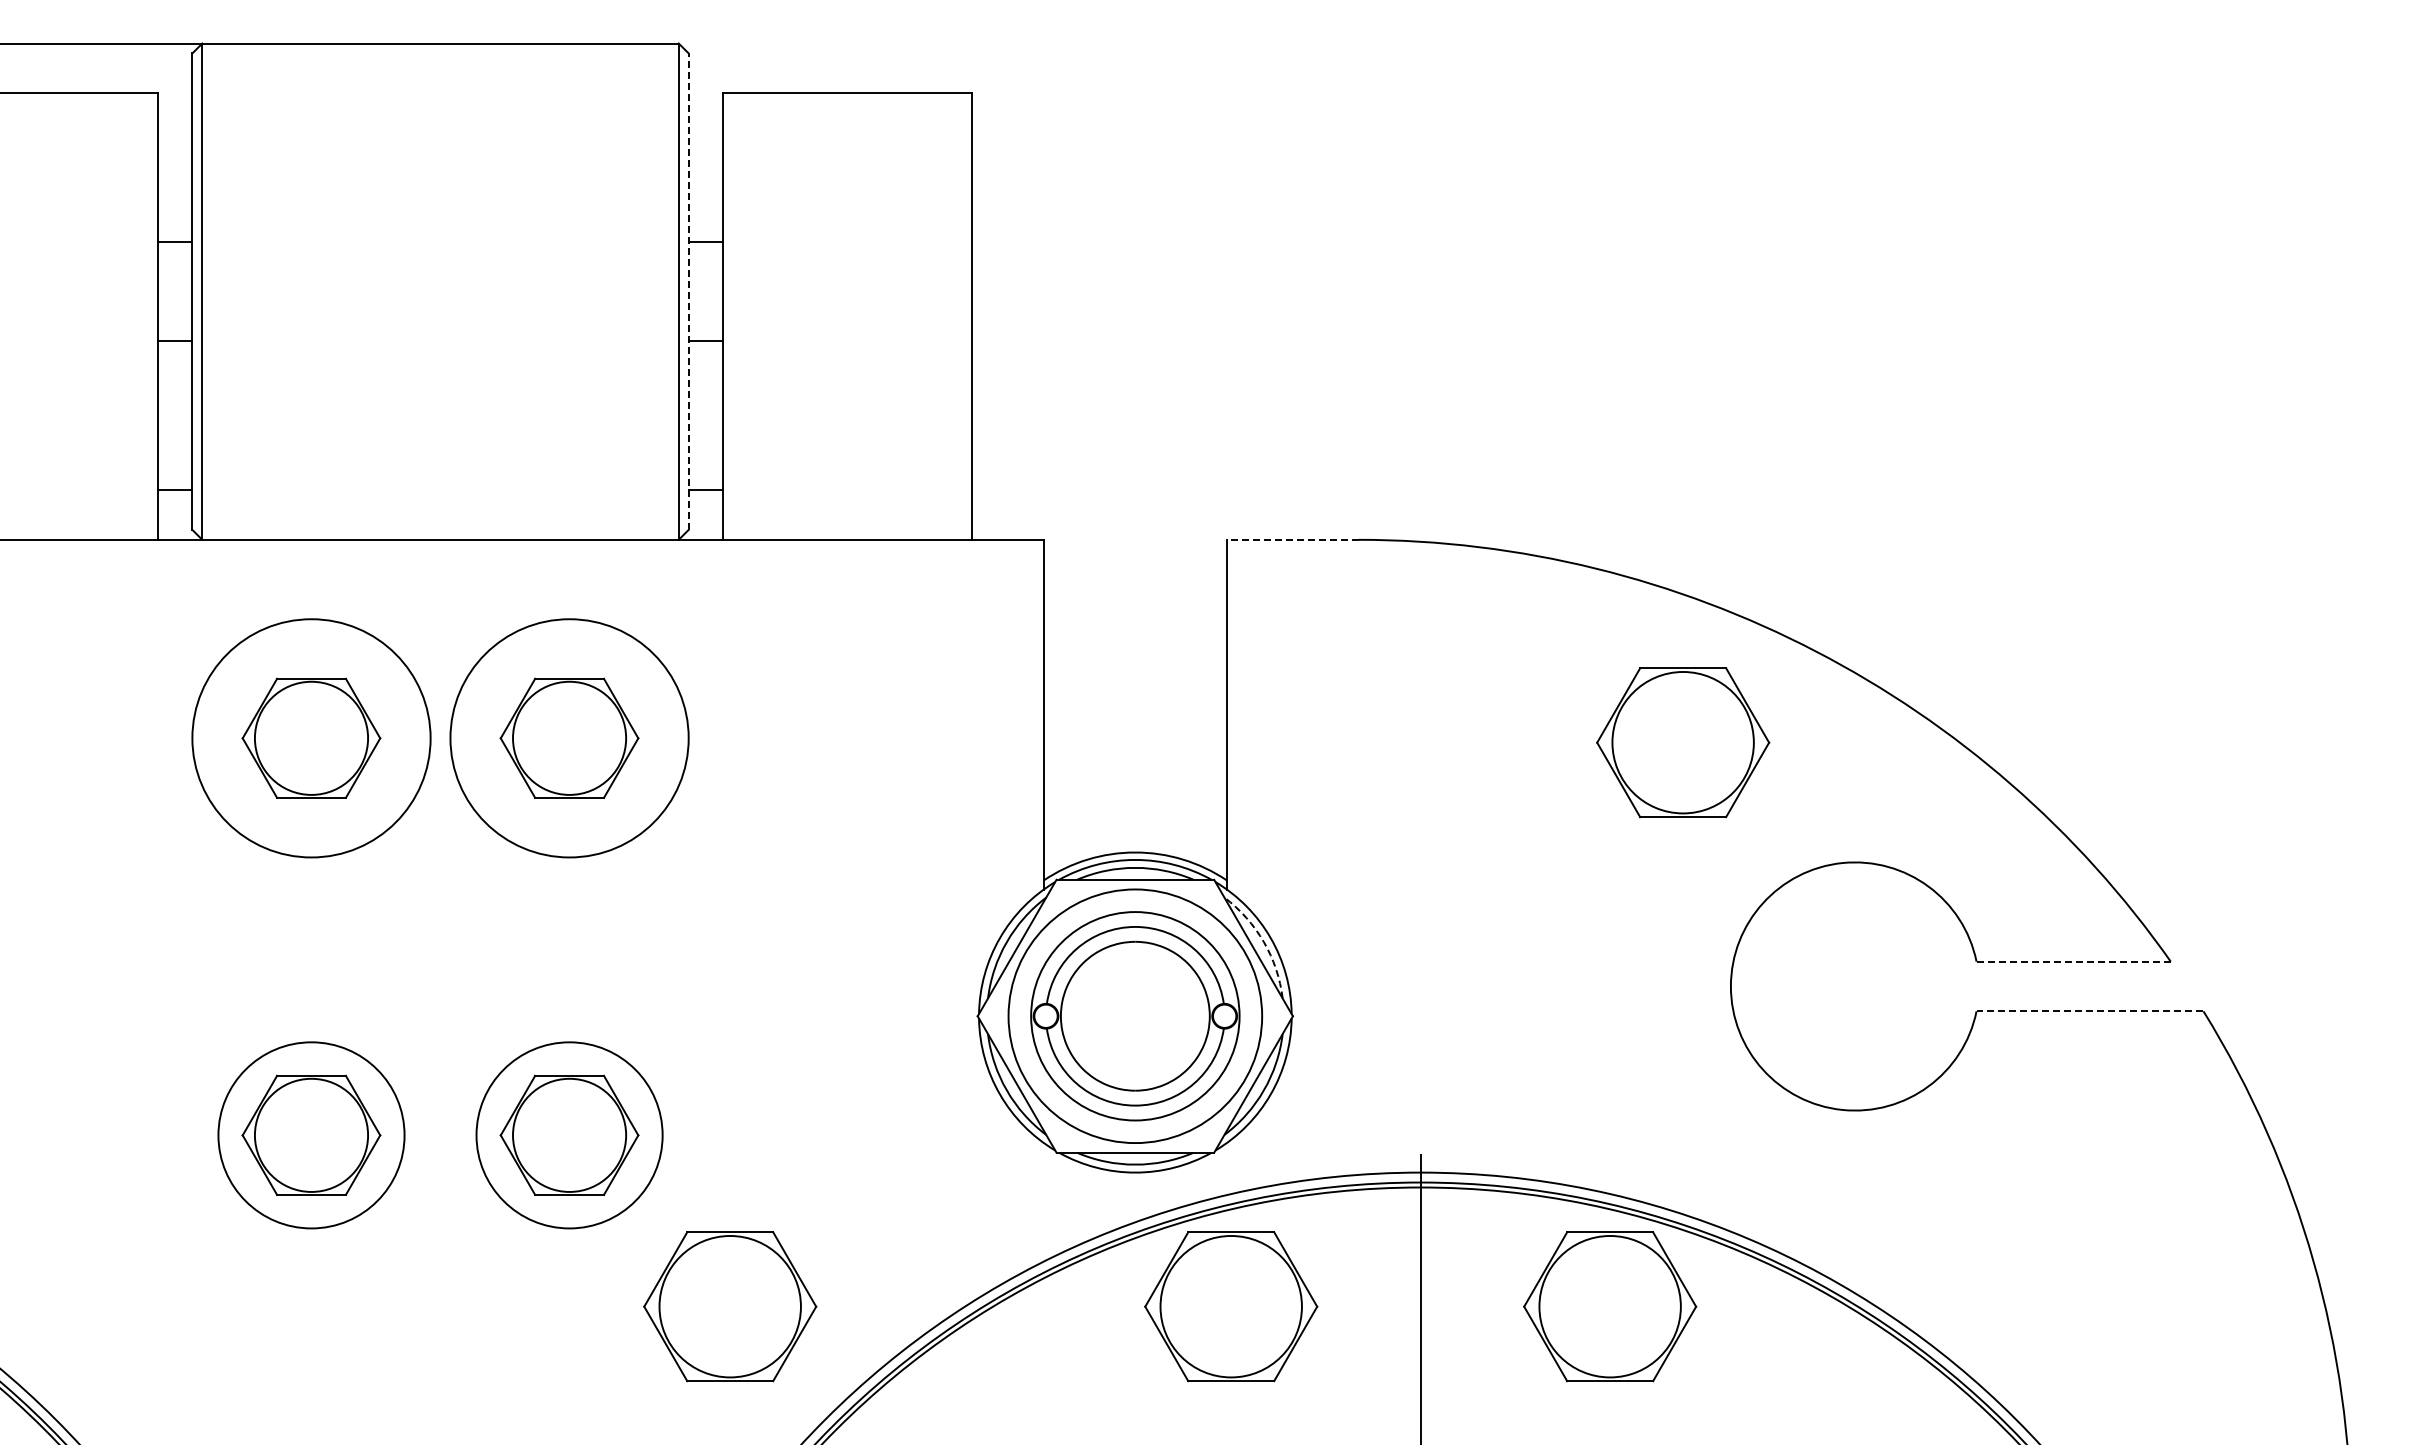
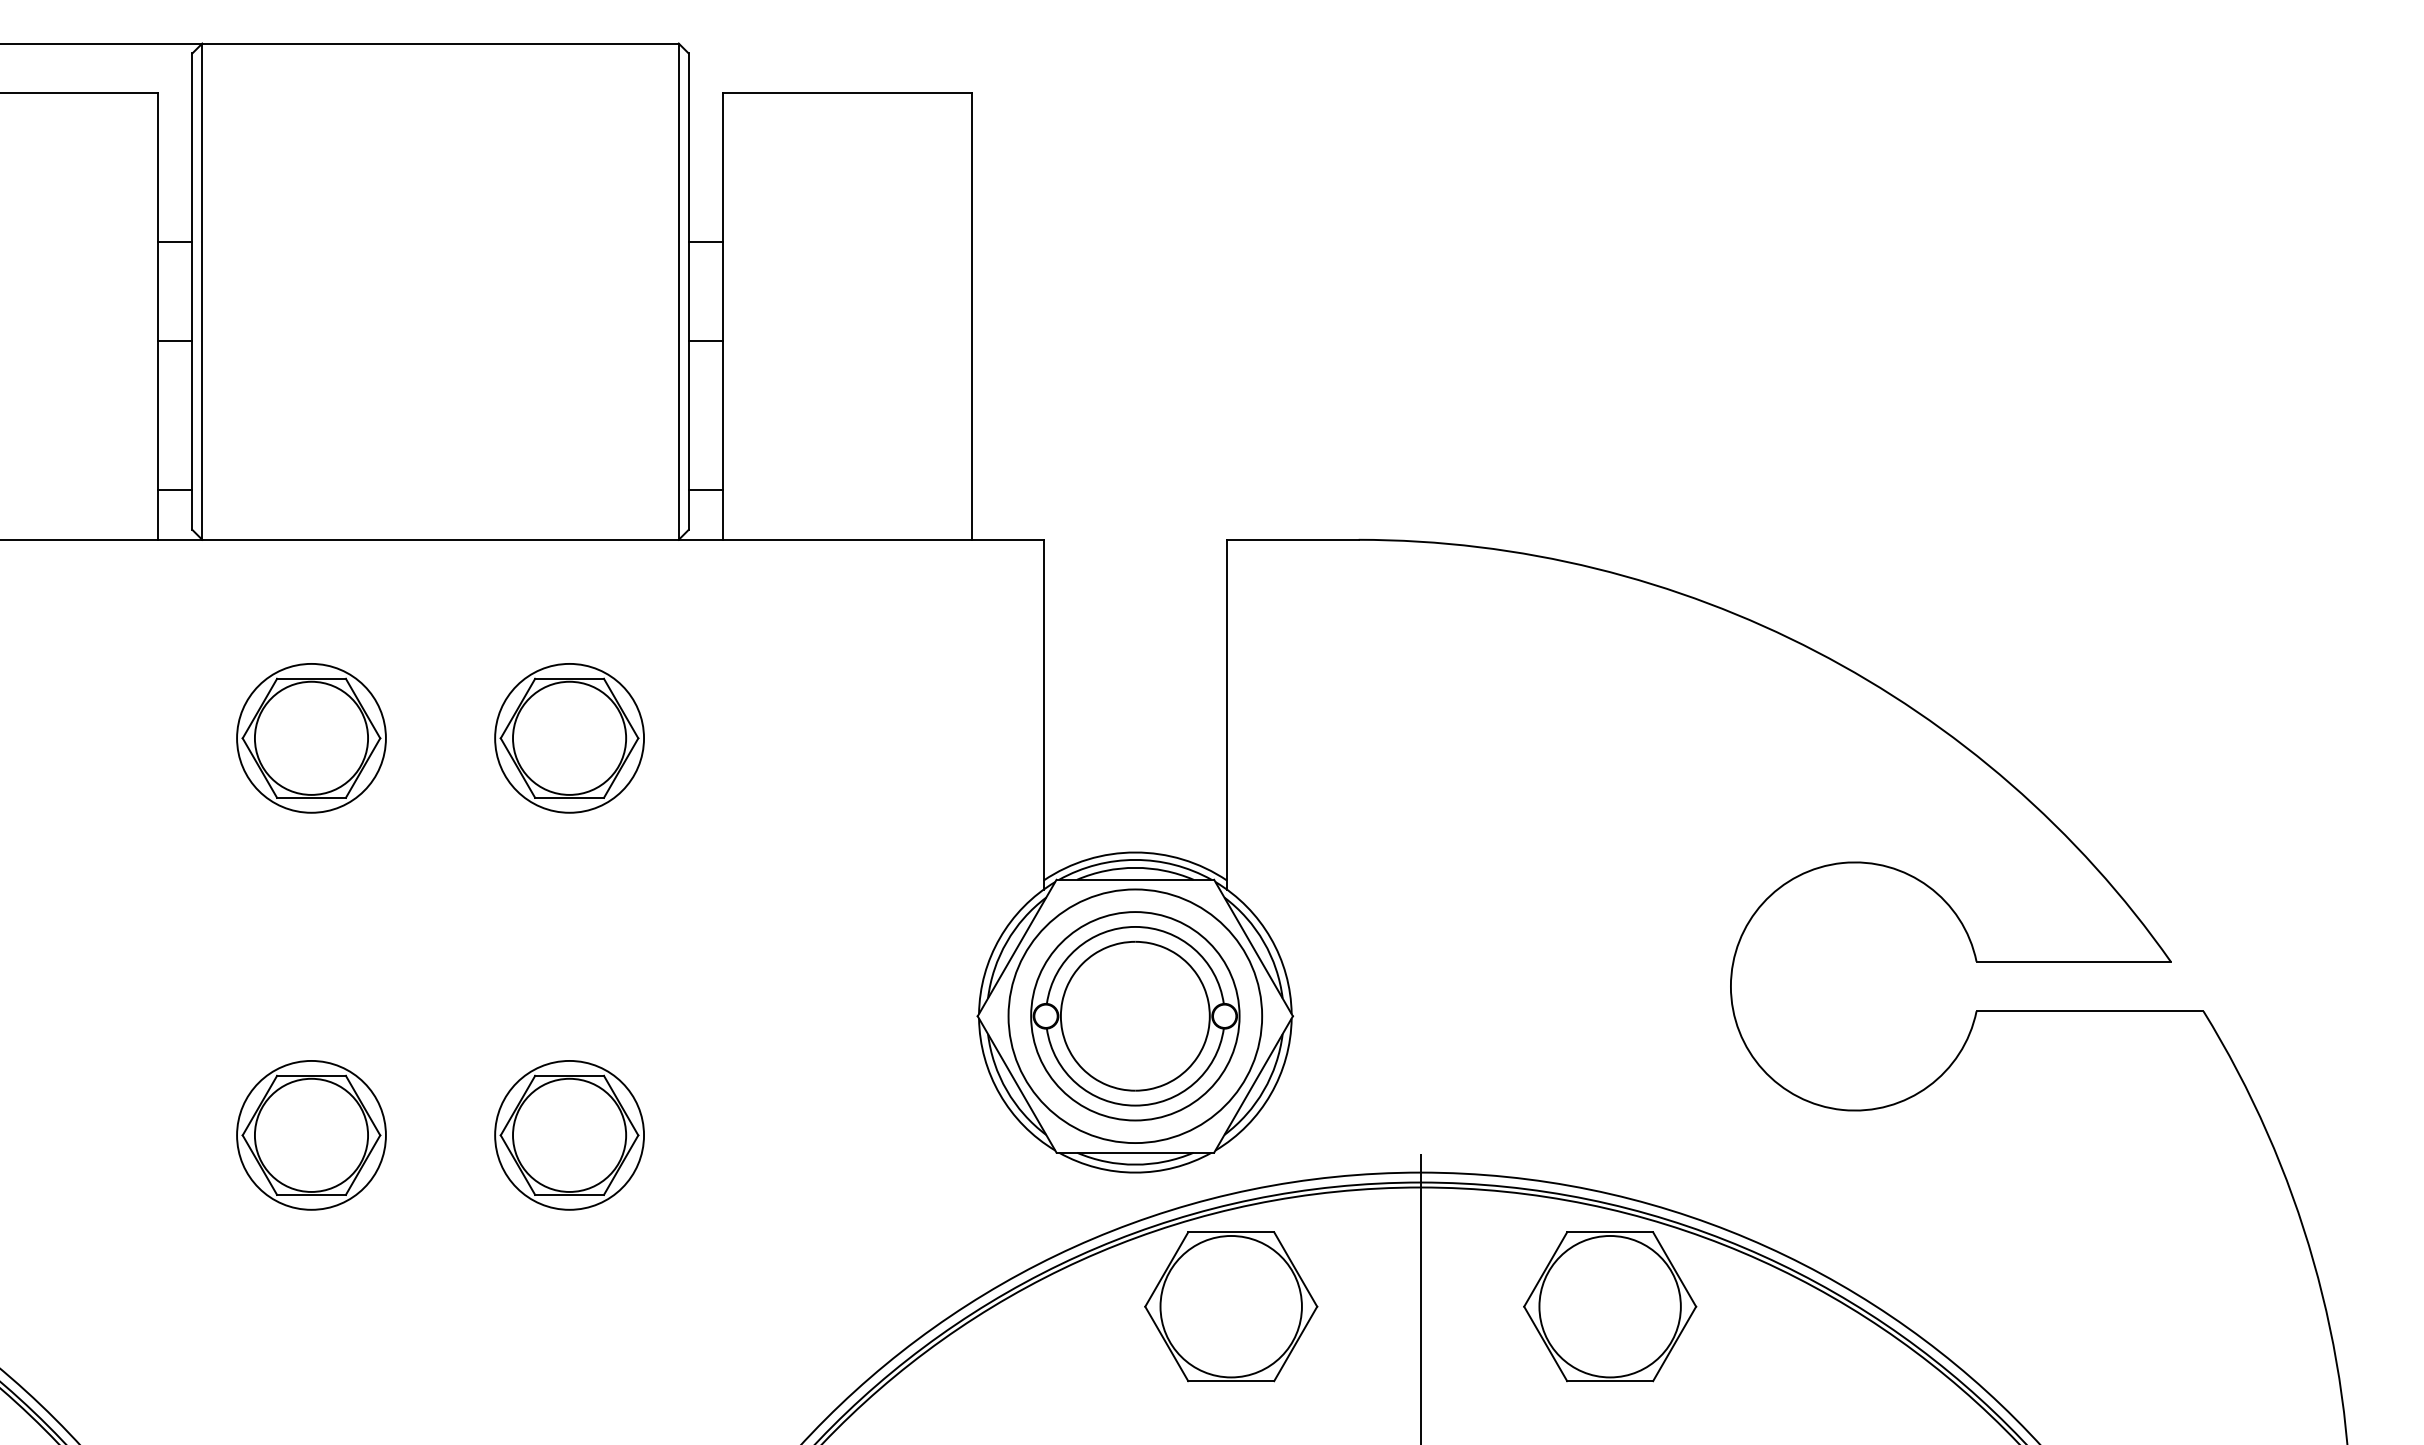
line: dashed -> solid (688, 291)
line: dashed -> solid (1292, 539)
circle diameter: 238 px -> 149 px (311, 737)
circle diameter: 238 px -> 149 px (569, 737)
part: present -> none (1683, 742)
arc: dashed -> solid (1263, 942)
line: dashed -> solid (2073, 961)
line: dashed -> solid (2089, 1011)
circle diameter: 186 px -> 149 px (311, 1134)
circle diameter: 186 px -> 149 px (569, 1134)
part: present -> none (730, 1306)
